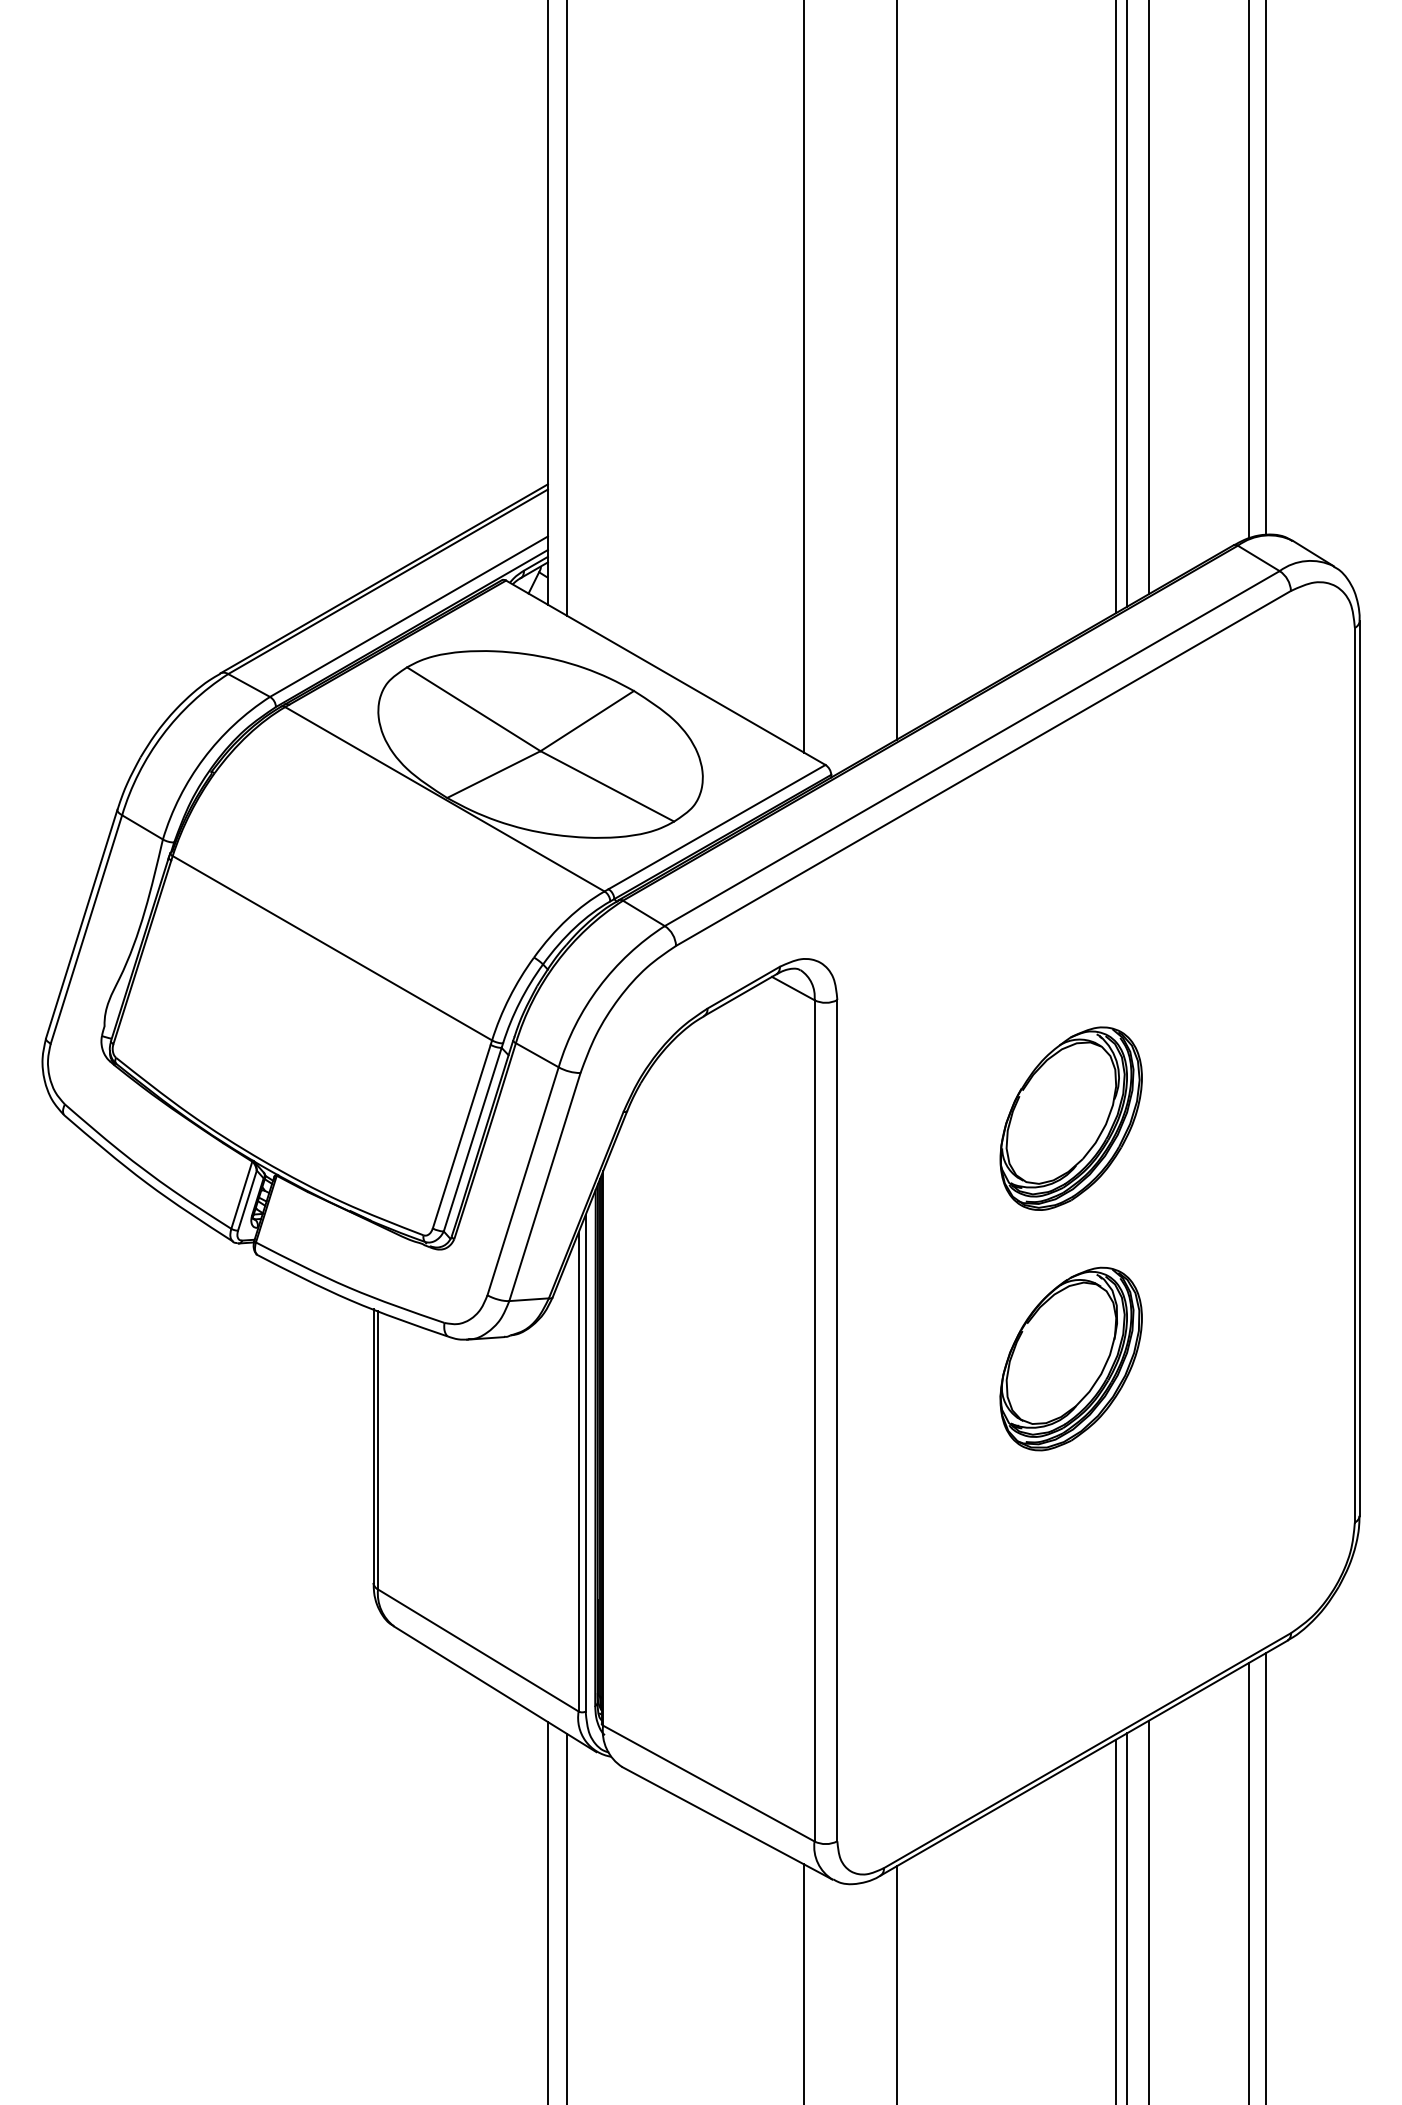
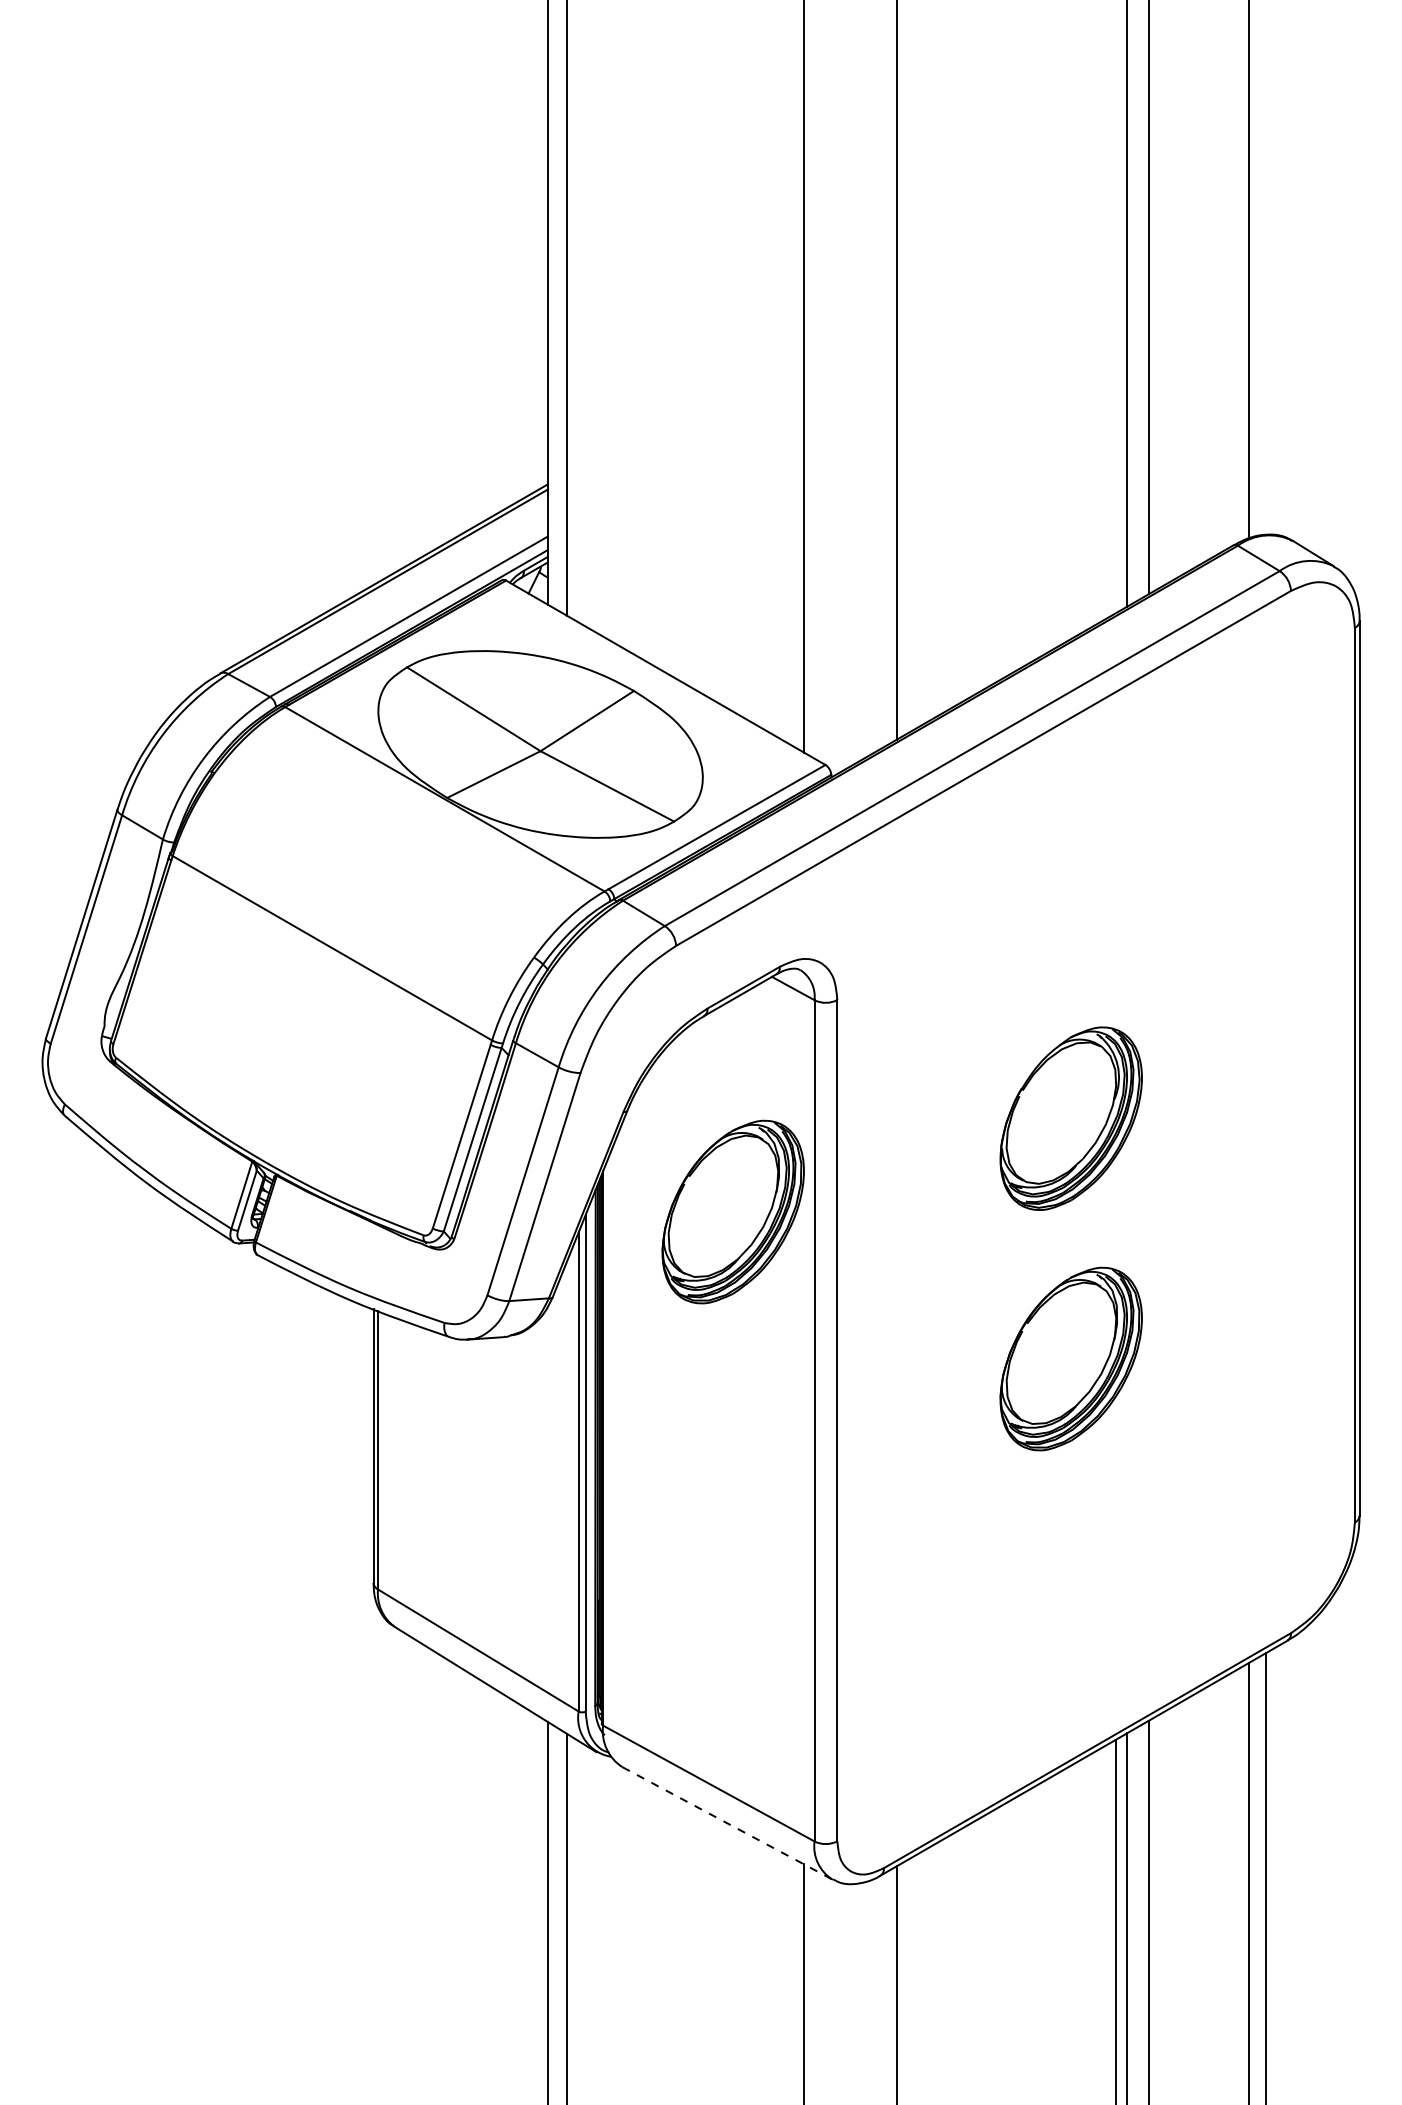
line: present -> none (1266, 268)
line: present -> none (1116, 307)
part: none -> present (732, 1211)
line: solid -> dashed (727, 1823)
